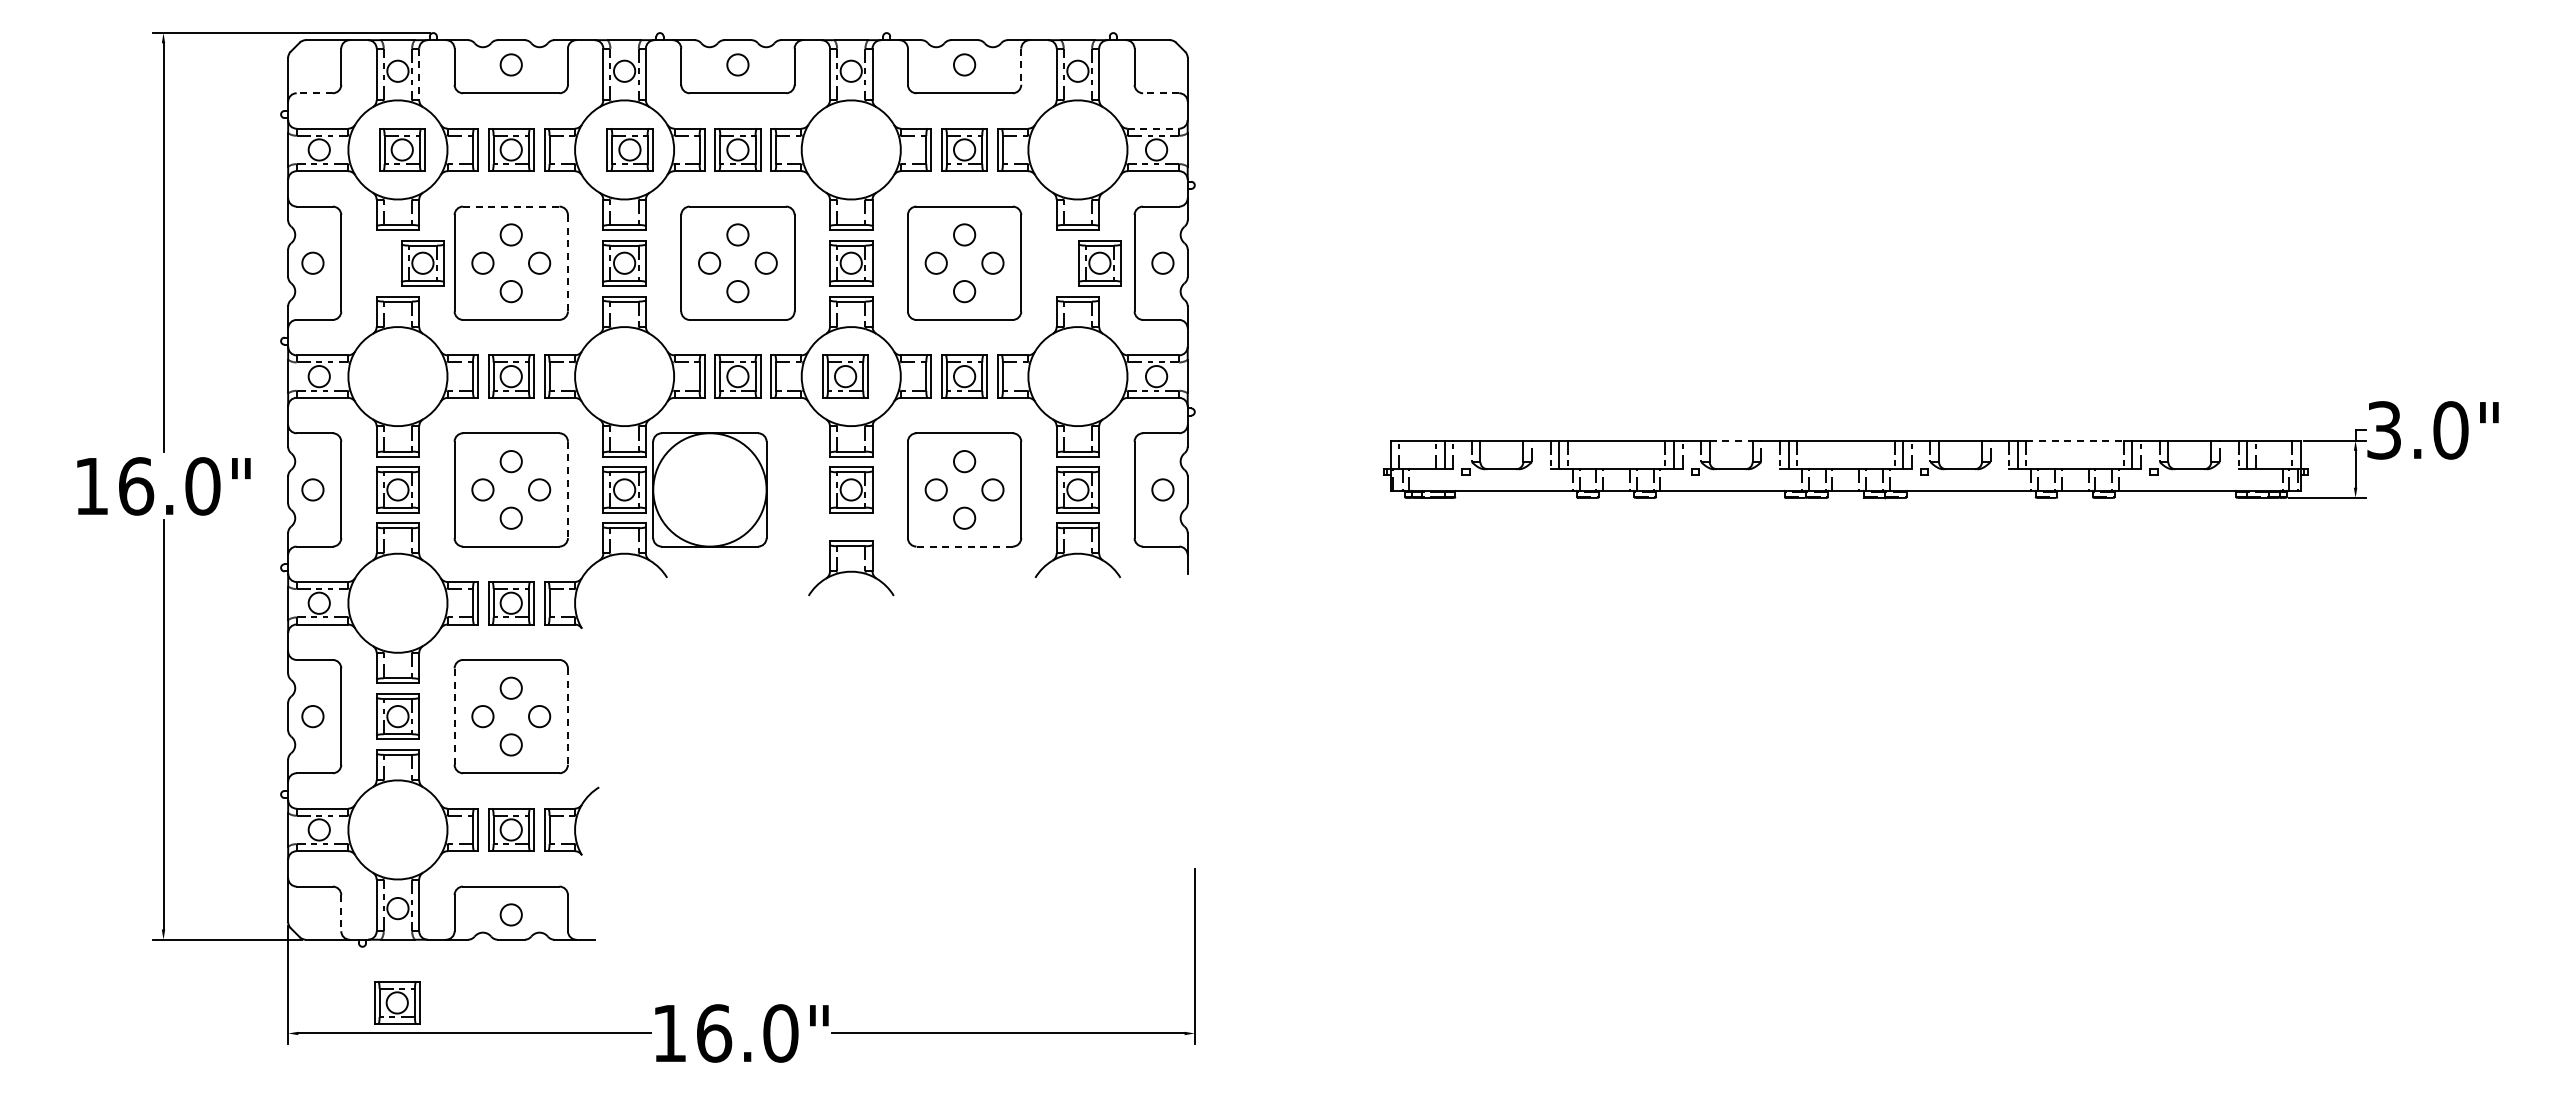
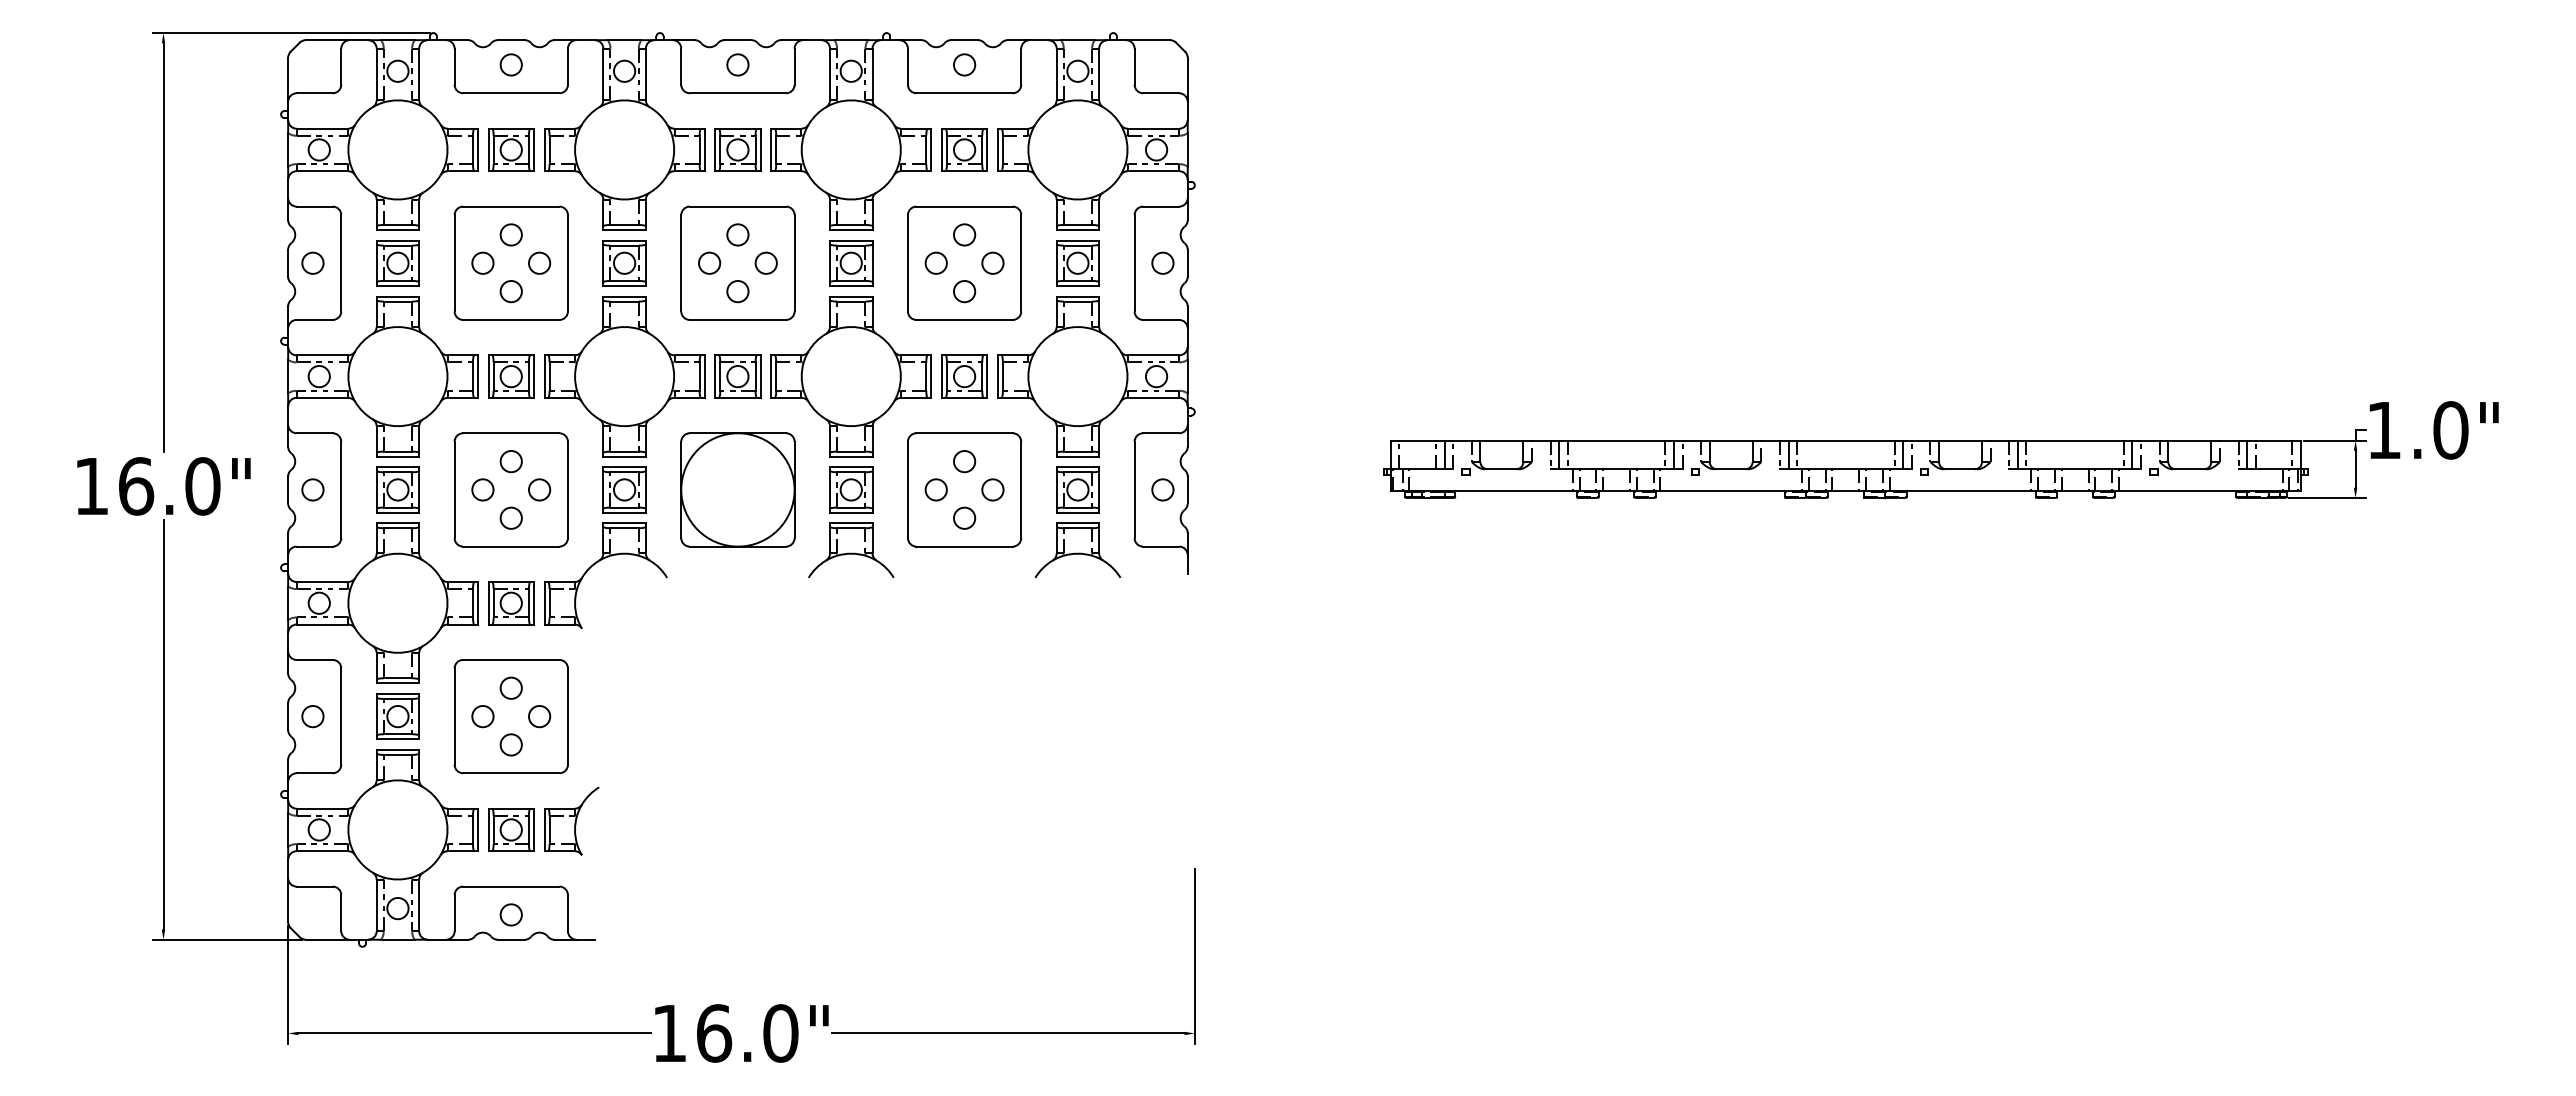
line: dashed -> solid (1021, 67)
line: dashed -> solid (419, 74)
line: dashed -> solid (314, 93)
line: dashed -> solid (1160, 93)
line: dashed -> solid (1153, 128)
part: present -> none (402, 149)
part: present -> none (629, 149)
line: dashed -> solid (511, 206)
part position: (422, 263) -> (397, 263) (397, 263)
line: dashed -> solid (567, 263)
part position: (1099, 263) -> (1077, 263) (1077, 263)
part: present -> none (845, 376)
text: 3.0" -> 1.0" (2383, 430)
line: dashed -> solid (1731, 440)
line: dashed -> solid (2075, 440)
part position: (709, 489) -> (737, 489) (737, 489)
line: dashed -> solid (567, 490)
line: dashed -> solid (964, 546)
part position: (851, 568) -> (851, 550) (851, 550)
line: dashed -> solid (454, 716)
line: dashed -> solid (567, 717)
line: dashed -> solid (341, 913)
part: present -> none (397, 1002)
